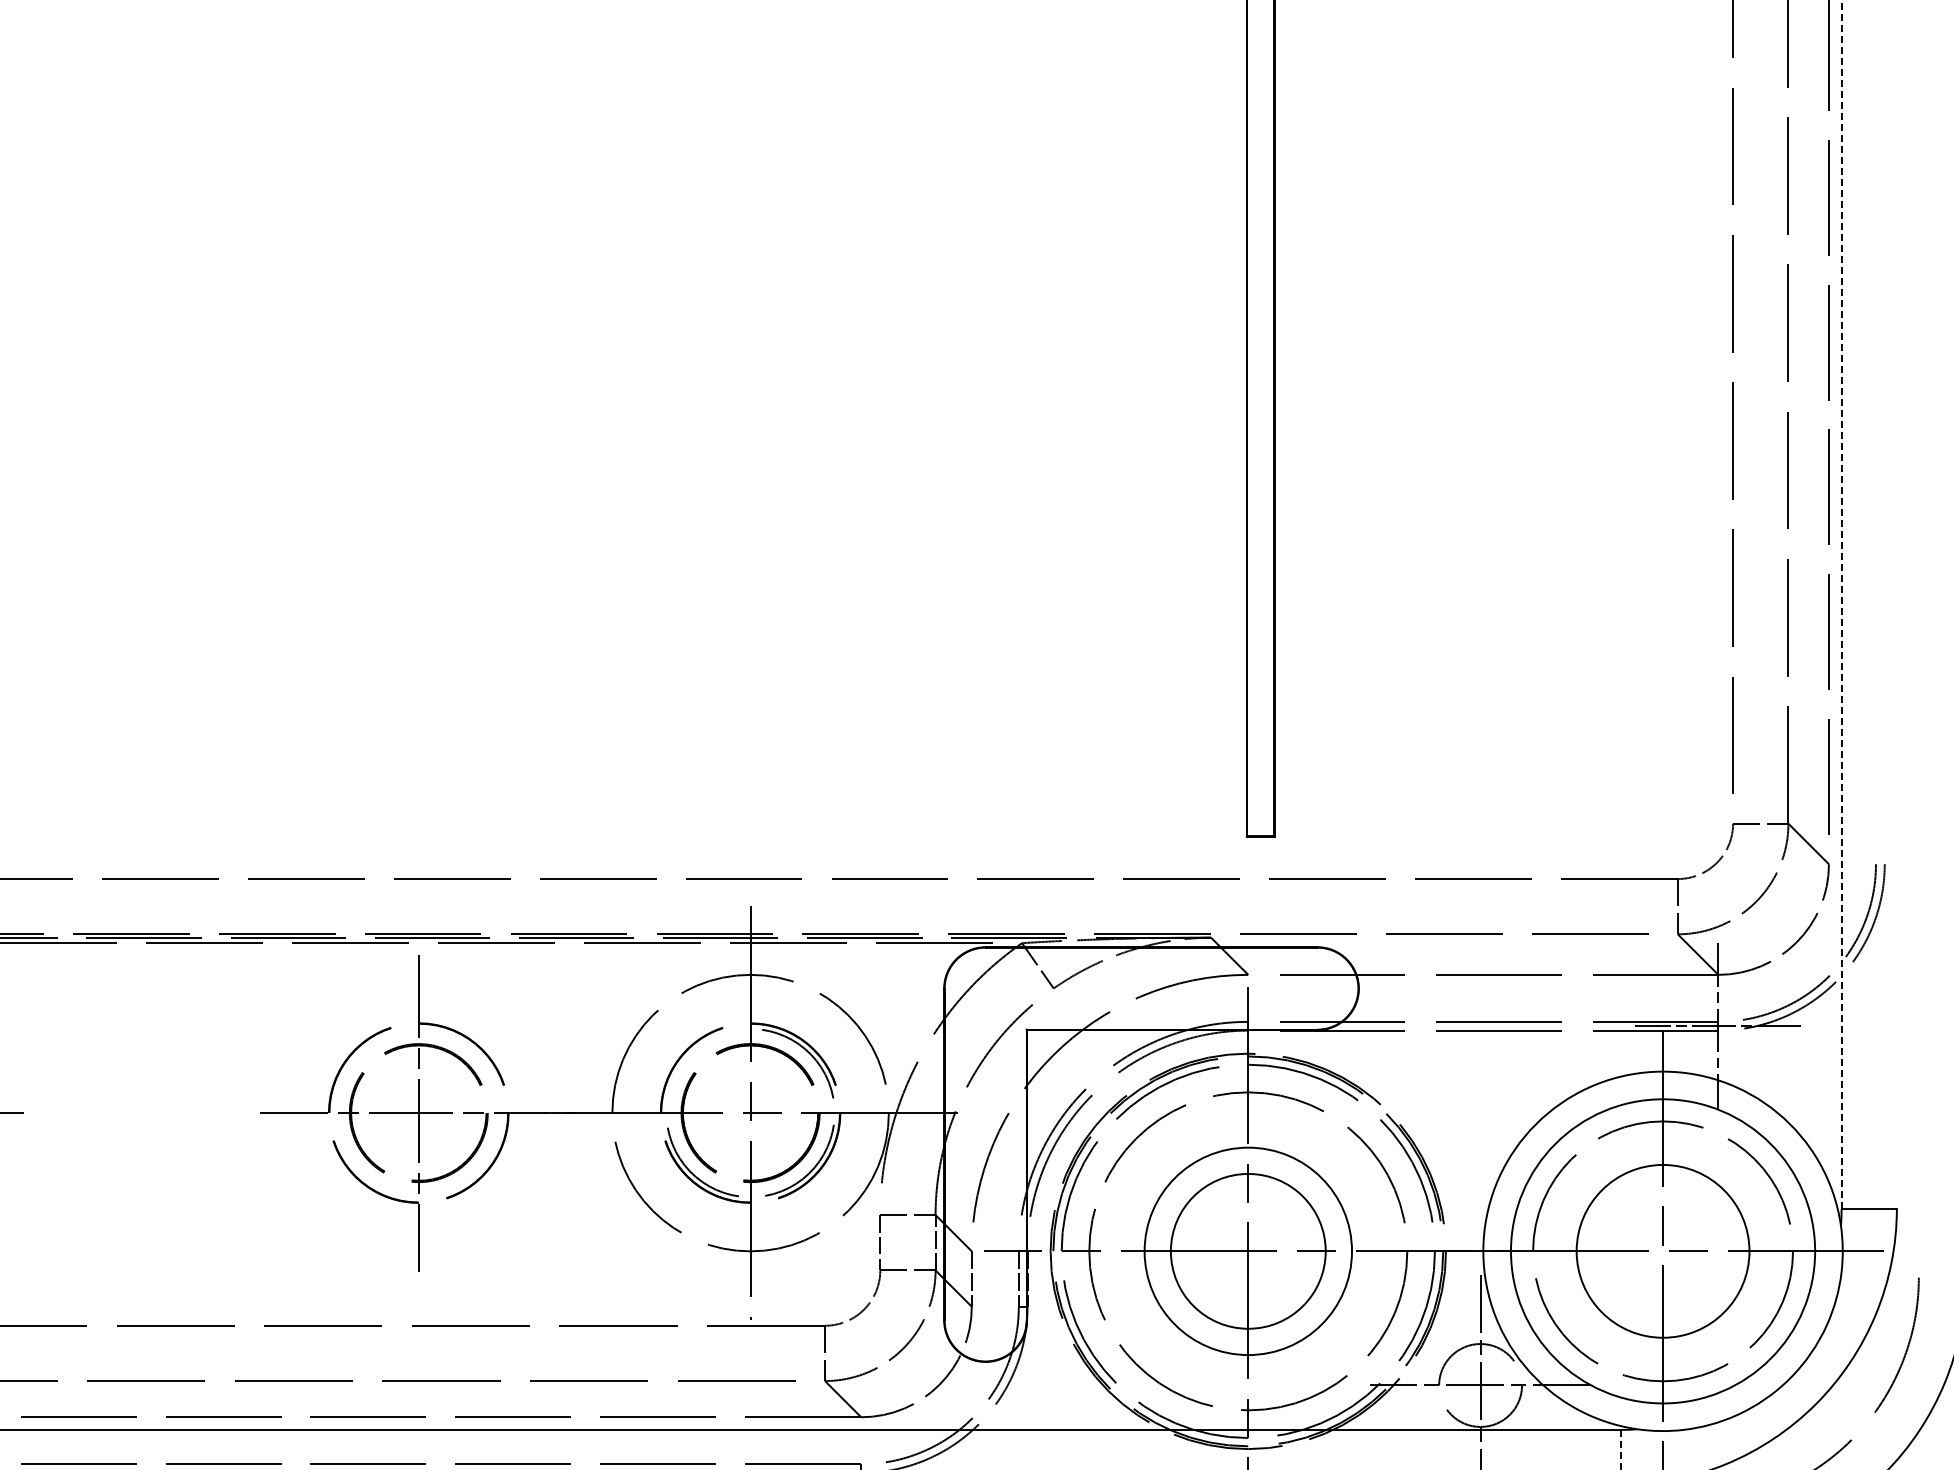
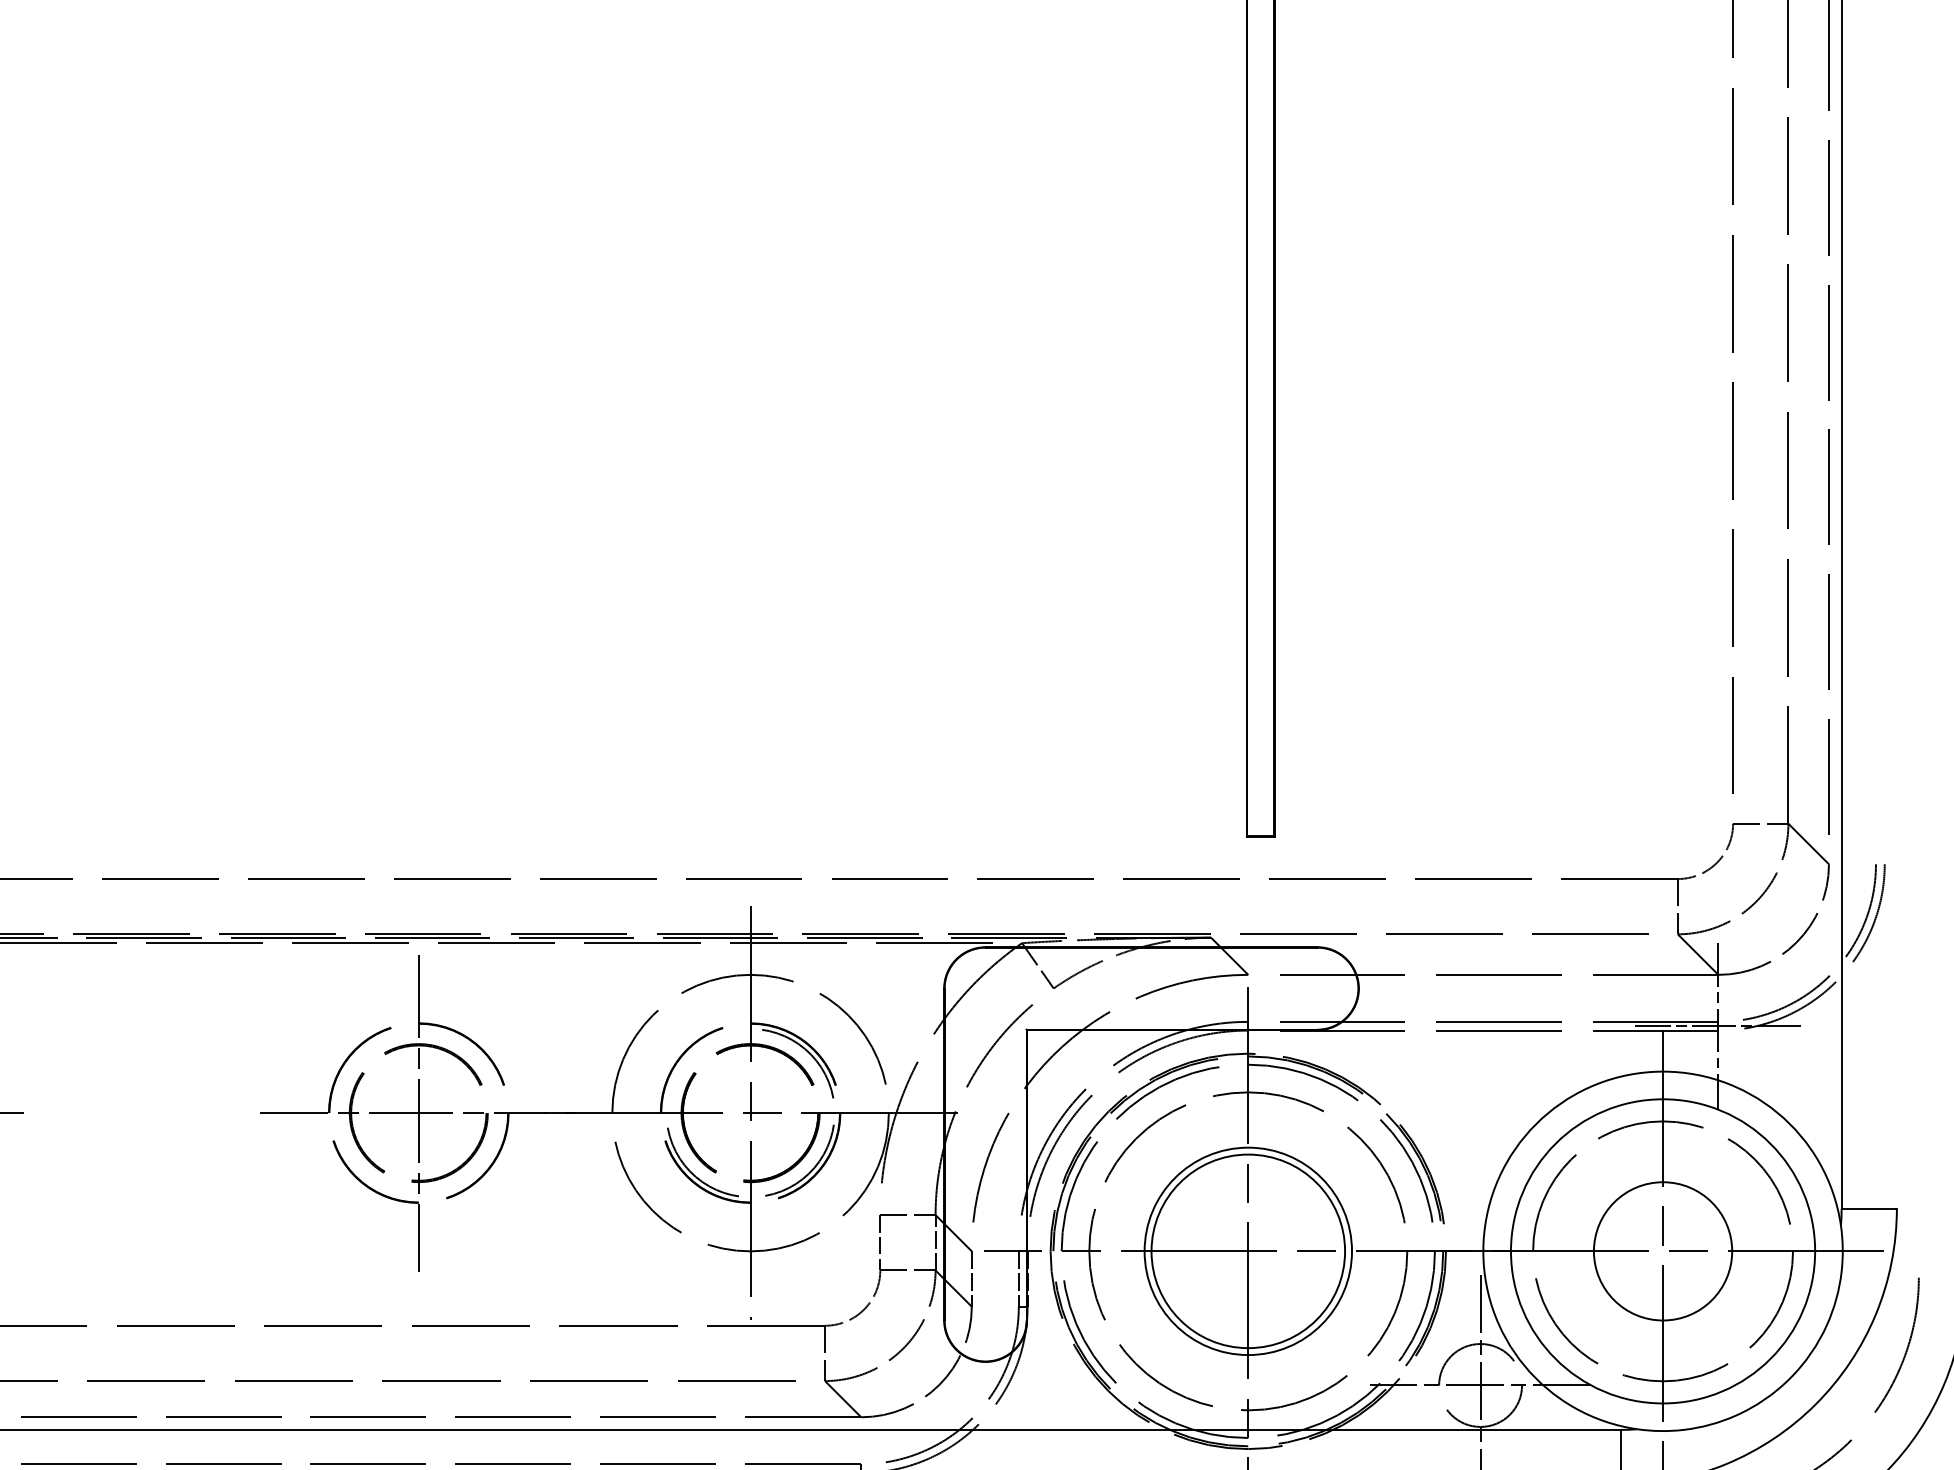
line: dashed -> solid (1841, 604)
circle diameter: 155 px -> 194 px (1248, 1251)
circle diameter: 173 px -> 138 px (1662, 1251)
line: dashed -> solid (1620, 1449)
